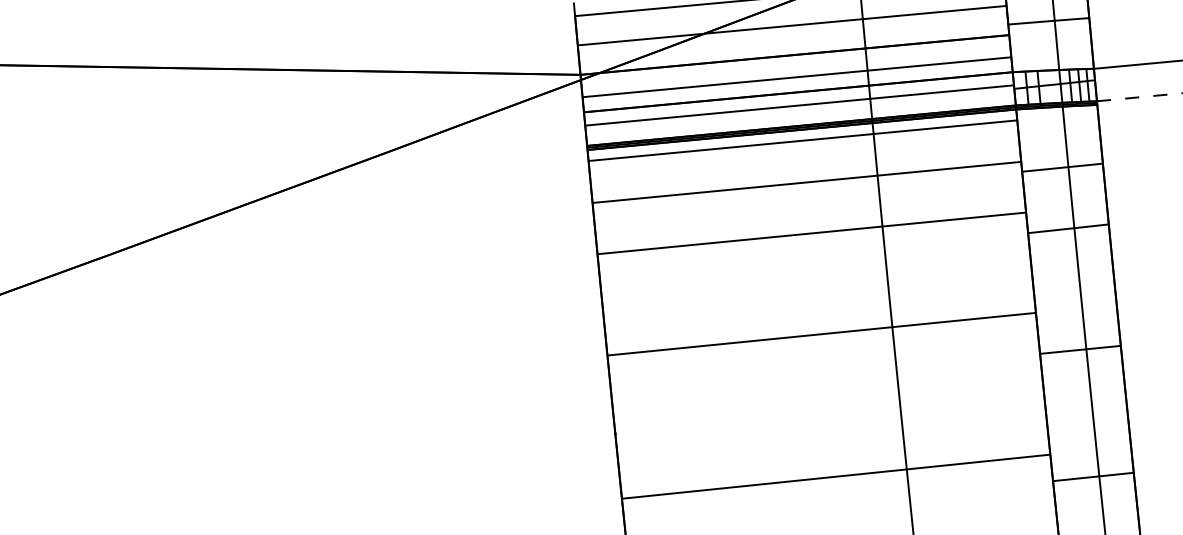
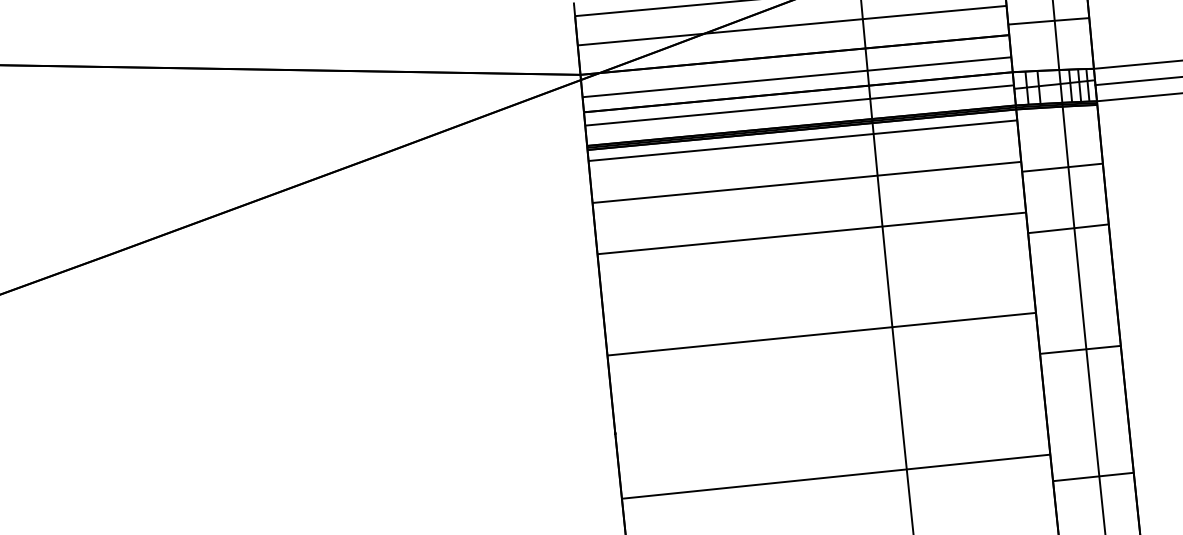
line: none -> present (1137, 81)
line: dashed -> solid (1139, 97)
